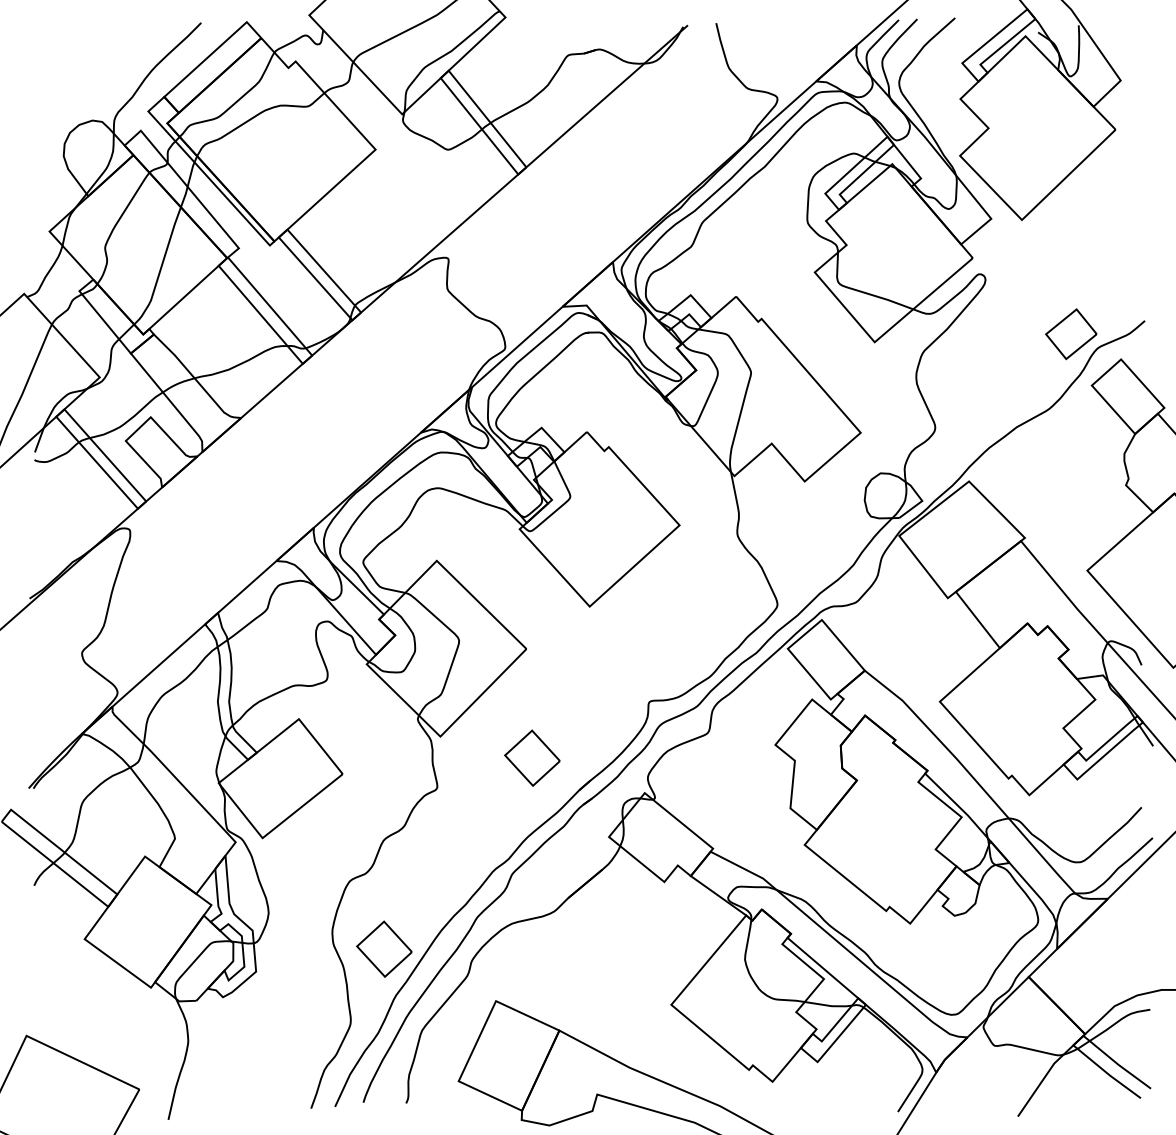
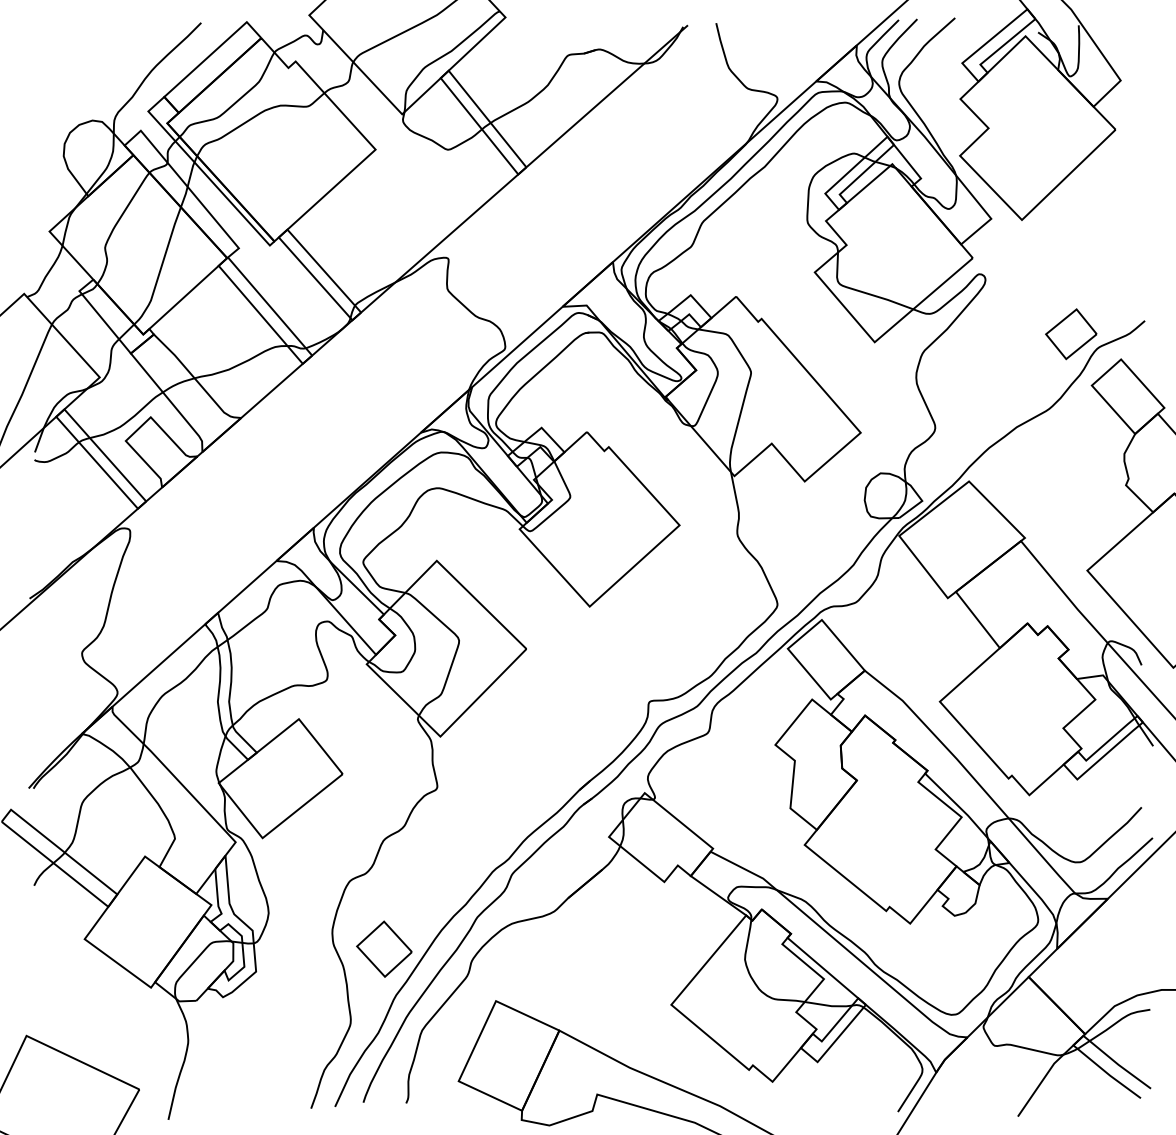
part: present -> none (532, 757)
